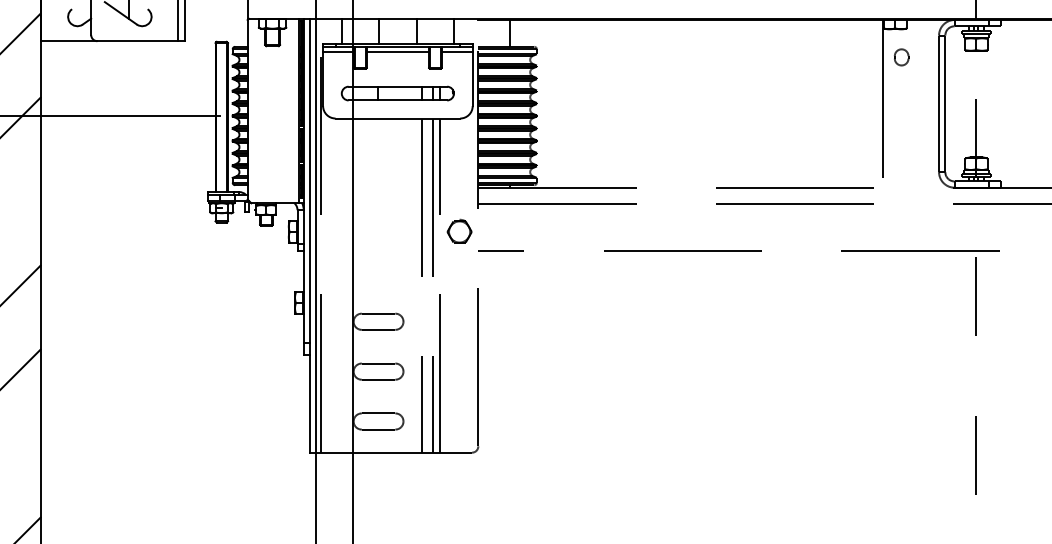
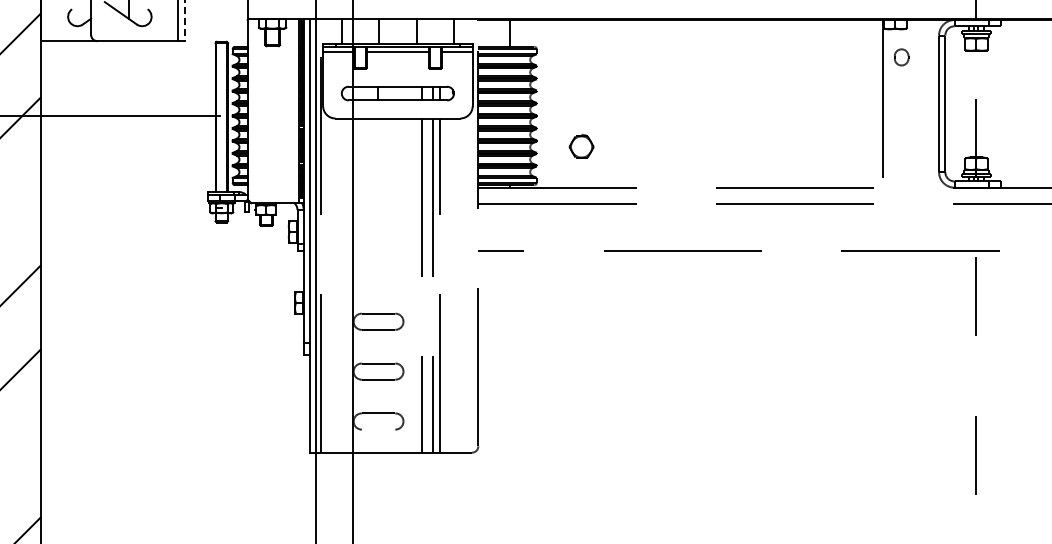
line: solid -> dashed (184, 21)
part position: (459, 230) -> (581, 145) (581, 145)
line: present -> none (378, 429)
